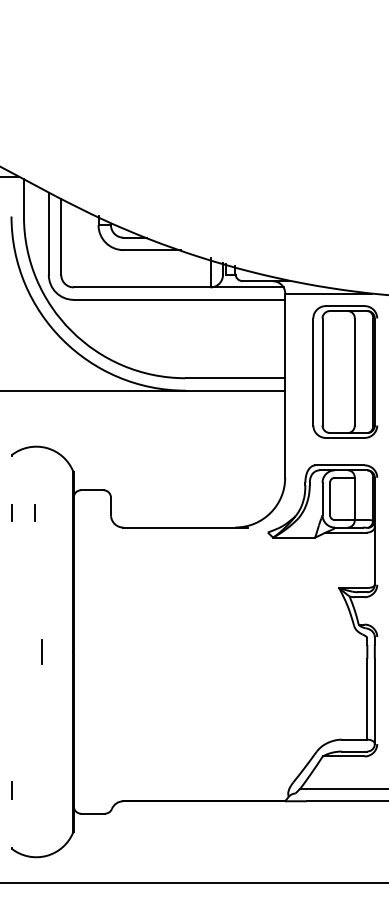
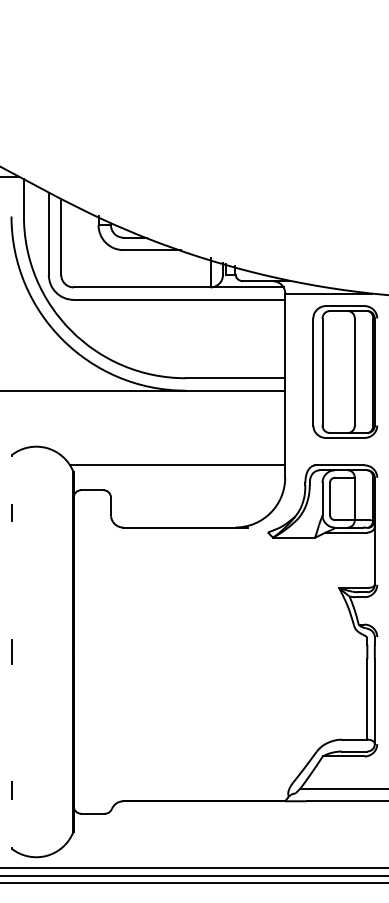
line: none -> present (177, 465)
line: present -> none (34, 512)
line position: (41, 651) -> (11, 651) (11, 651)
line: none -> present (193, 868)
line: none -> present (193, 875)
